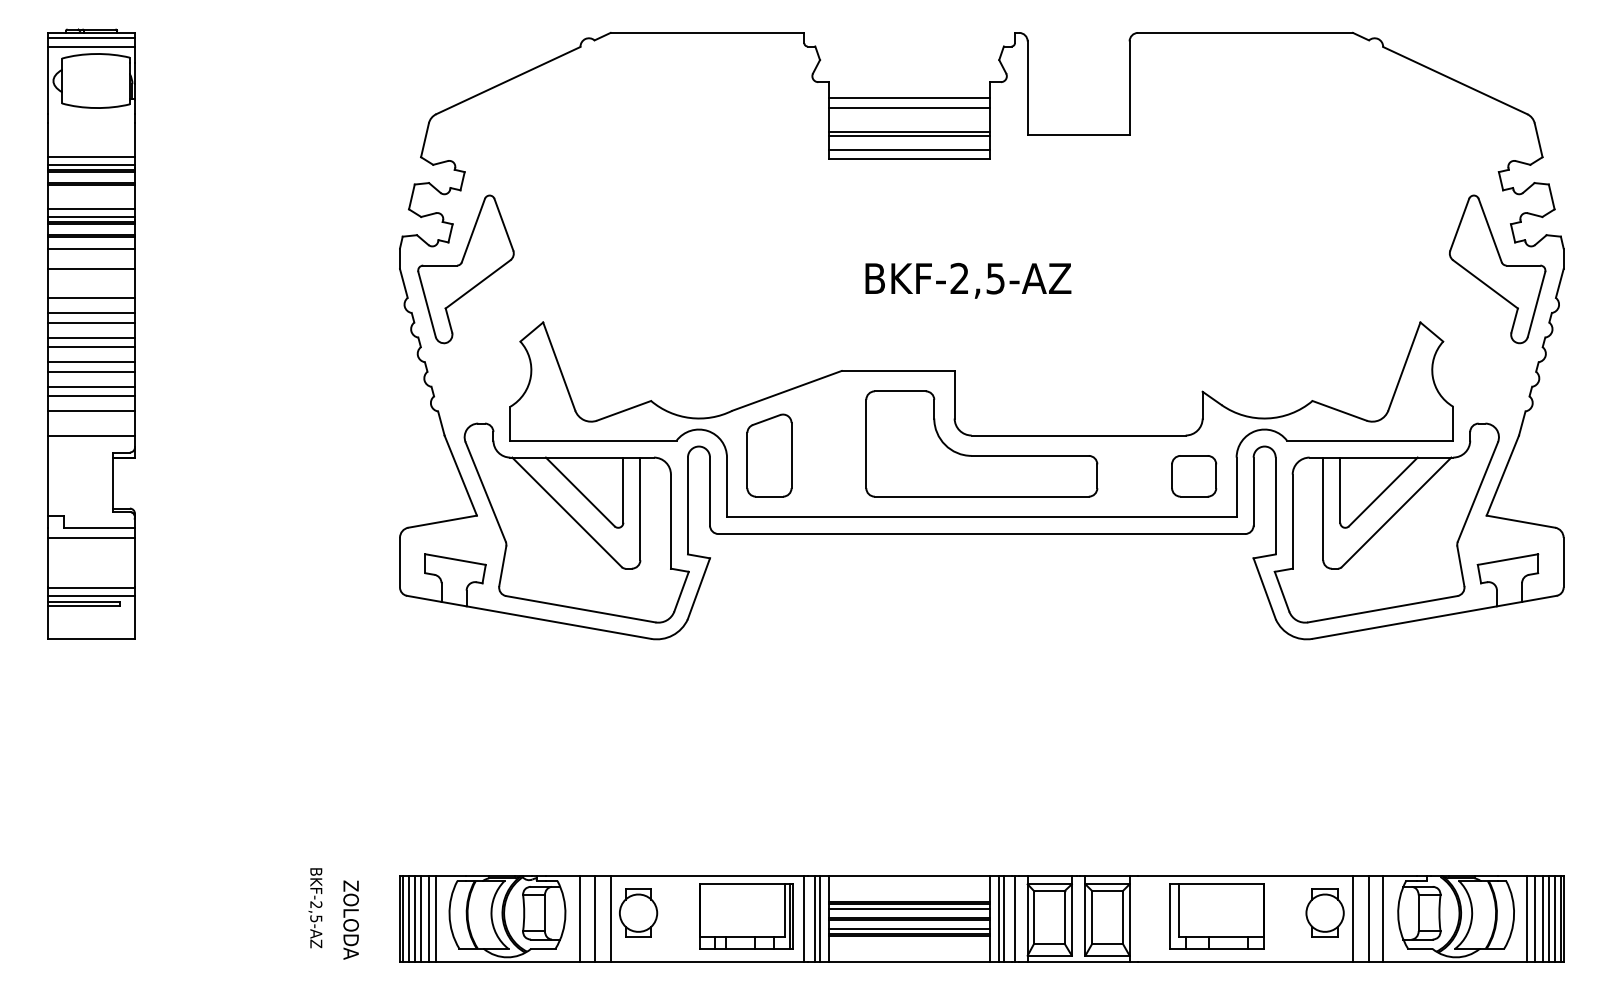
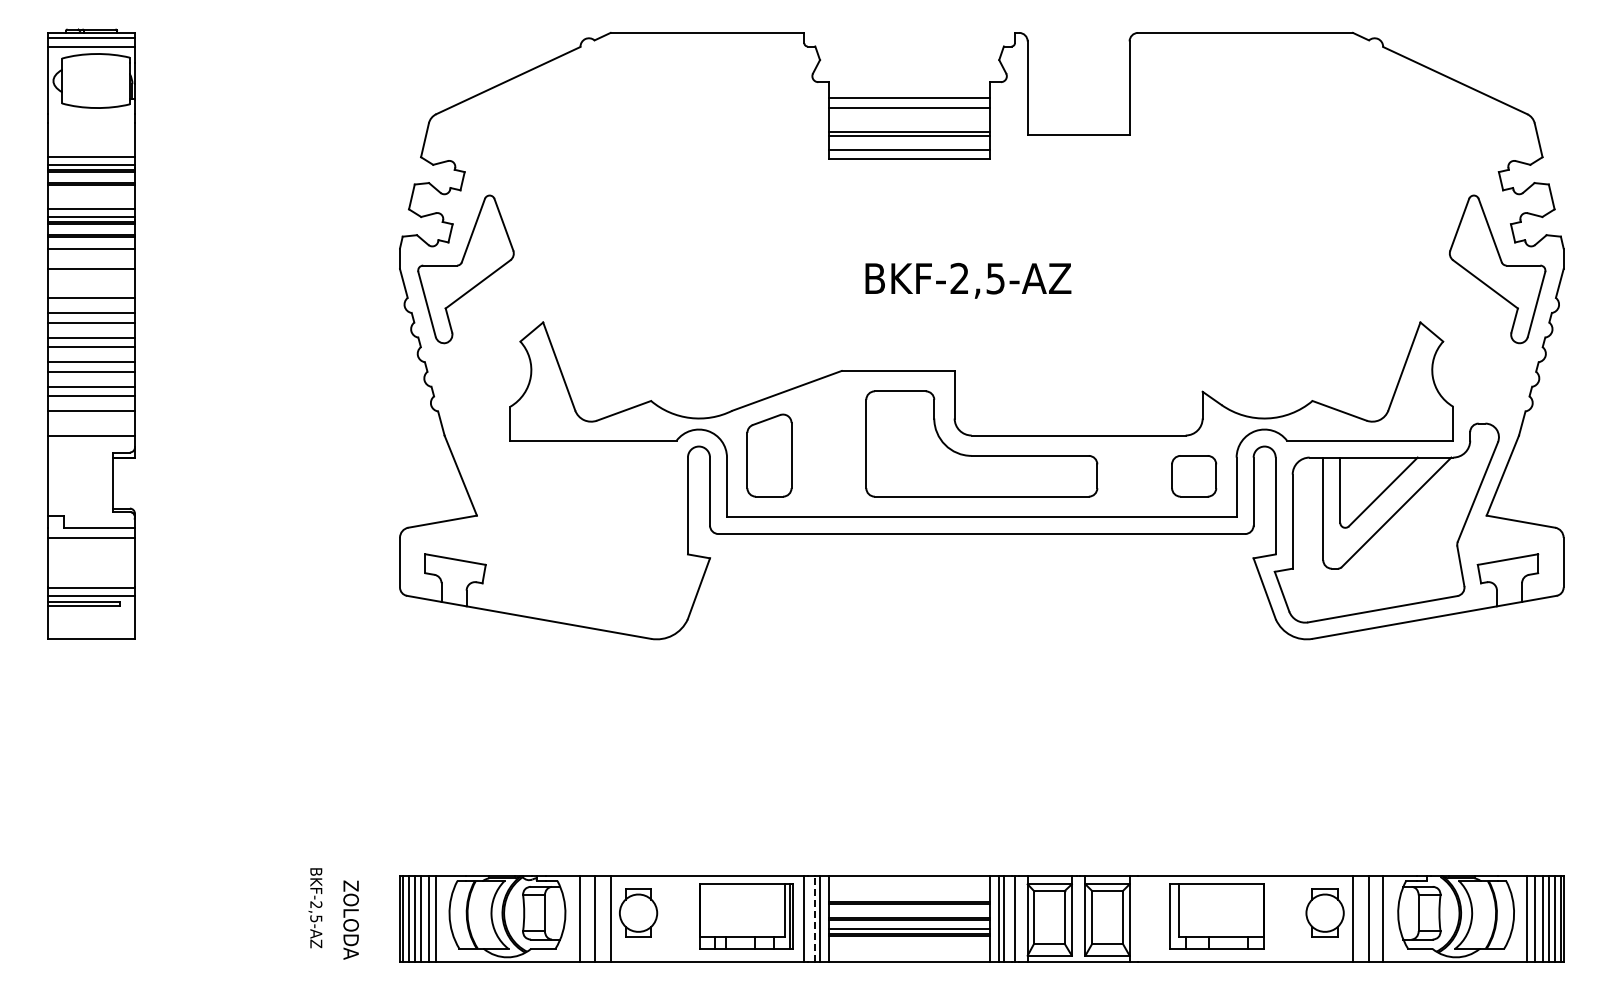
part: present -> none (576, 522)
line: present -> none (909, 908)
line: solid -> dashed (815, 918)
